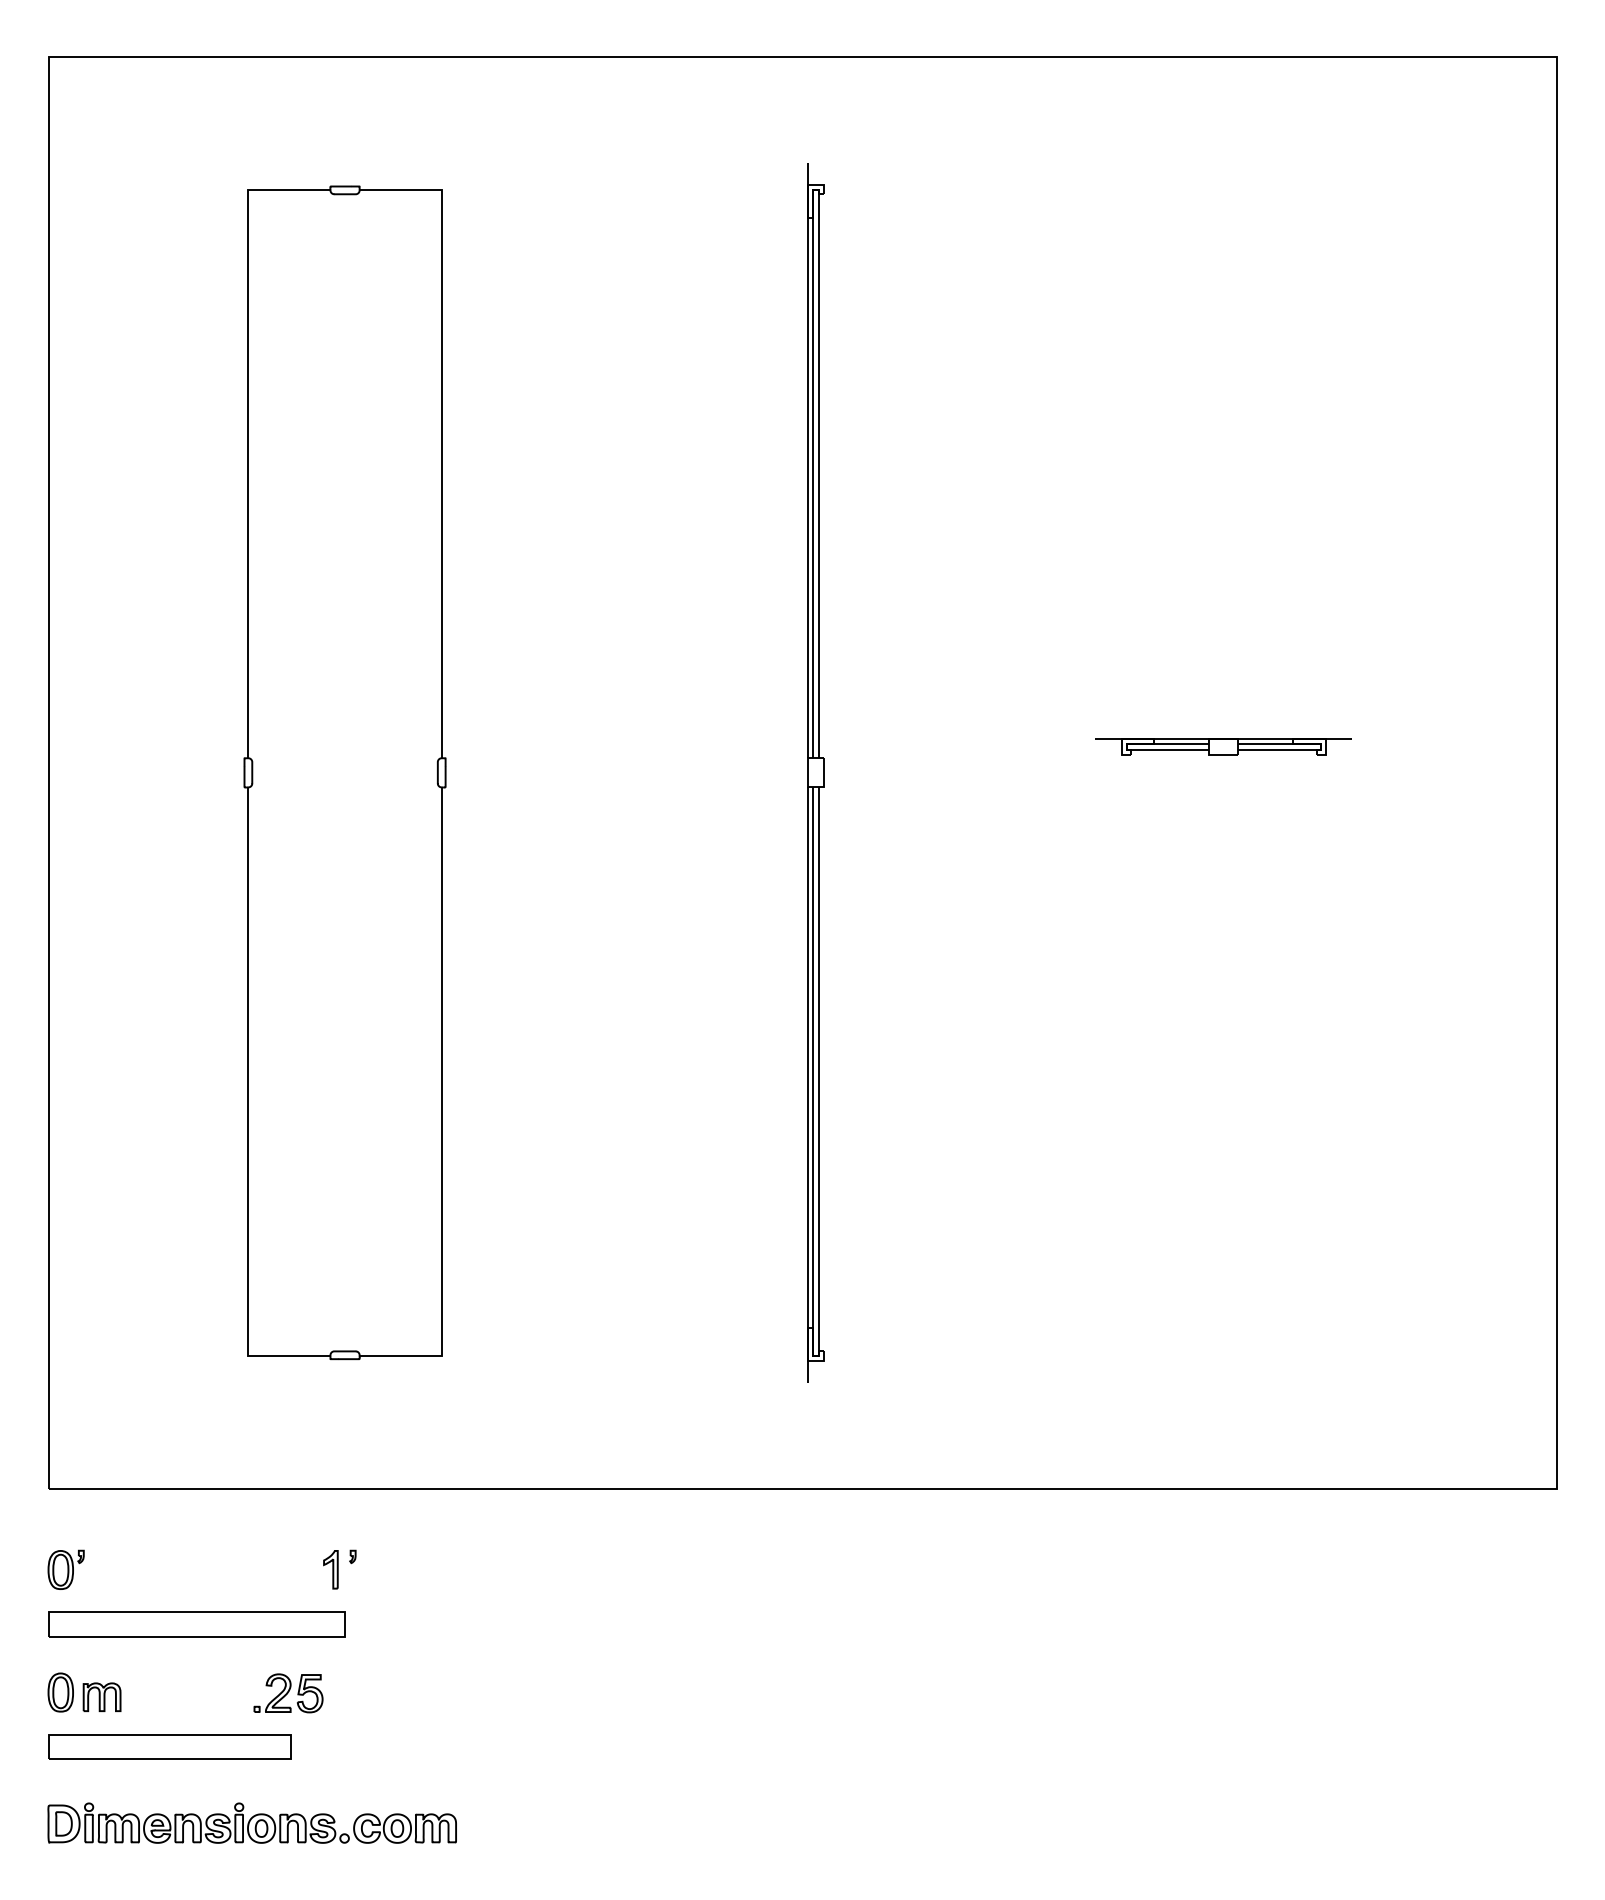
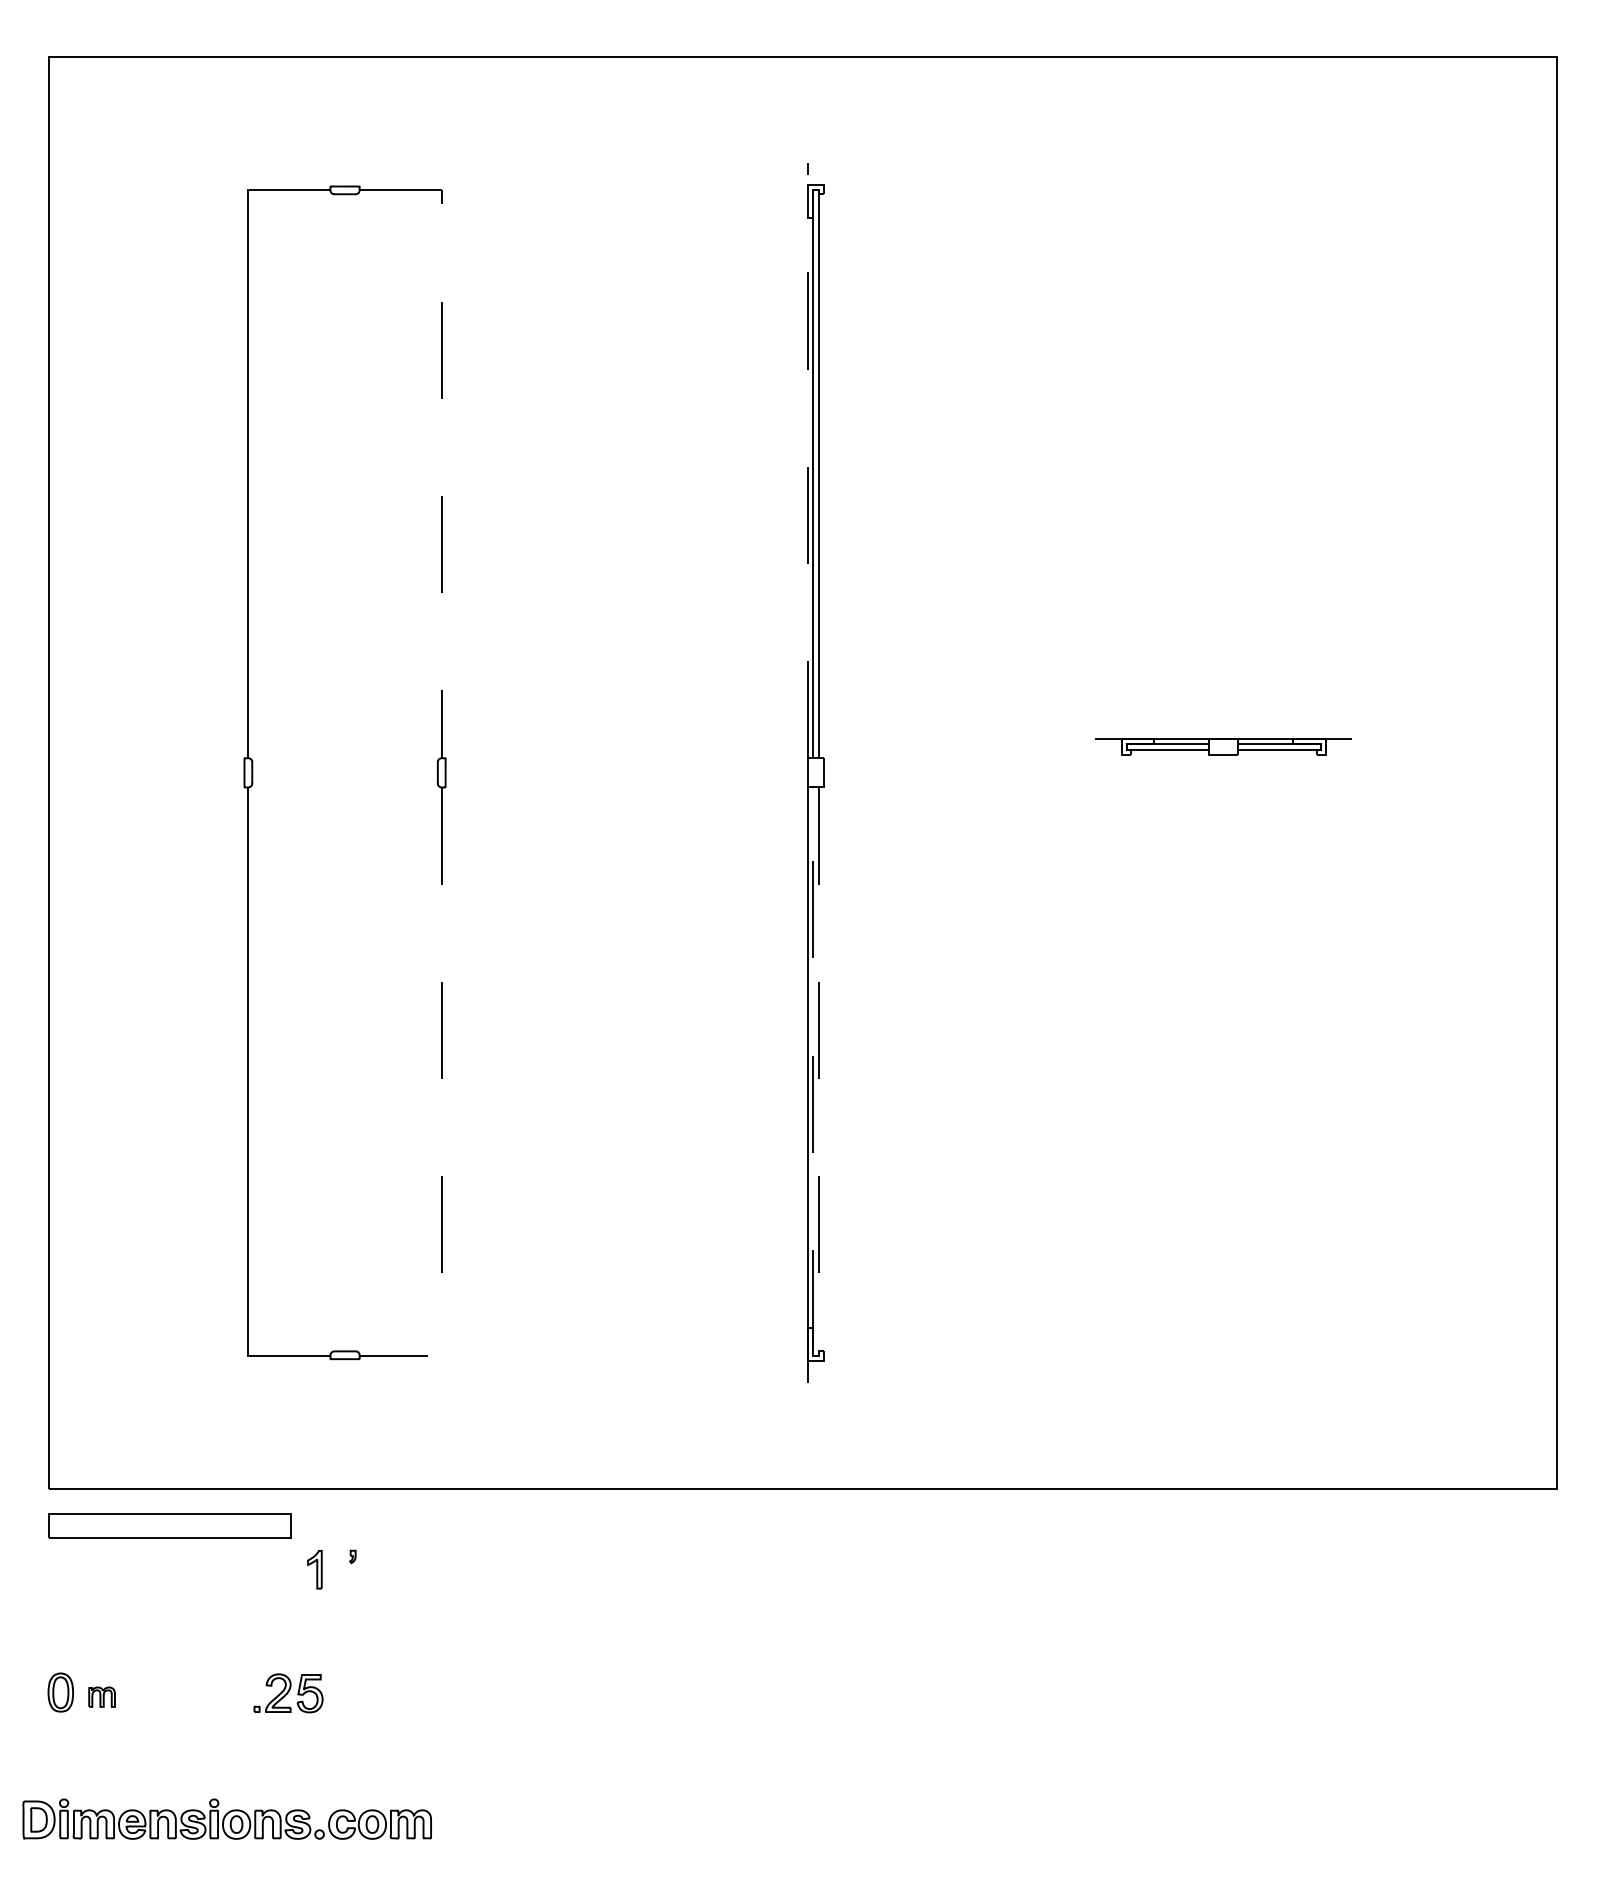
line: solid -> dashed (442, 432)
line: solid -> dashed (808, 460)
line: solid -> dashed (442, 1114)
line: solid -> dashed (816, 1355)
part: present -> none (65, 1569)
part position: (330, 1569) -> (314, 1569) (314, 1569)
part: present -> none (196, 1624)
part size: 40x30 px -> 28x22 px (101, 1696)
part position: (169, 1746) -> (169, 1525) (169, 1525)
part position: (251, 1822) -> (226, 1818) (226, 1818)
